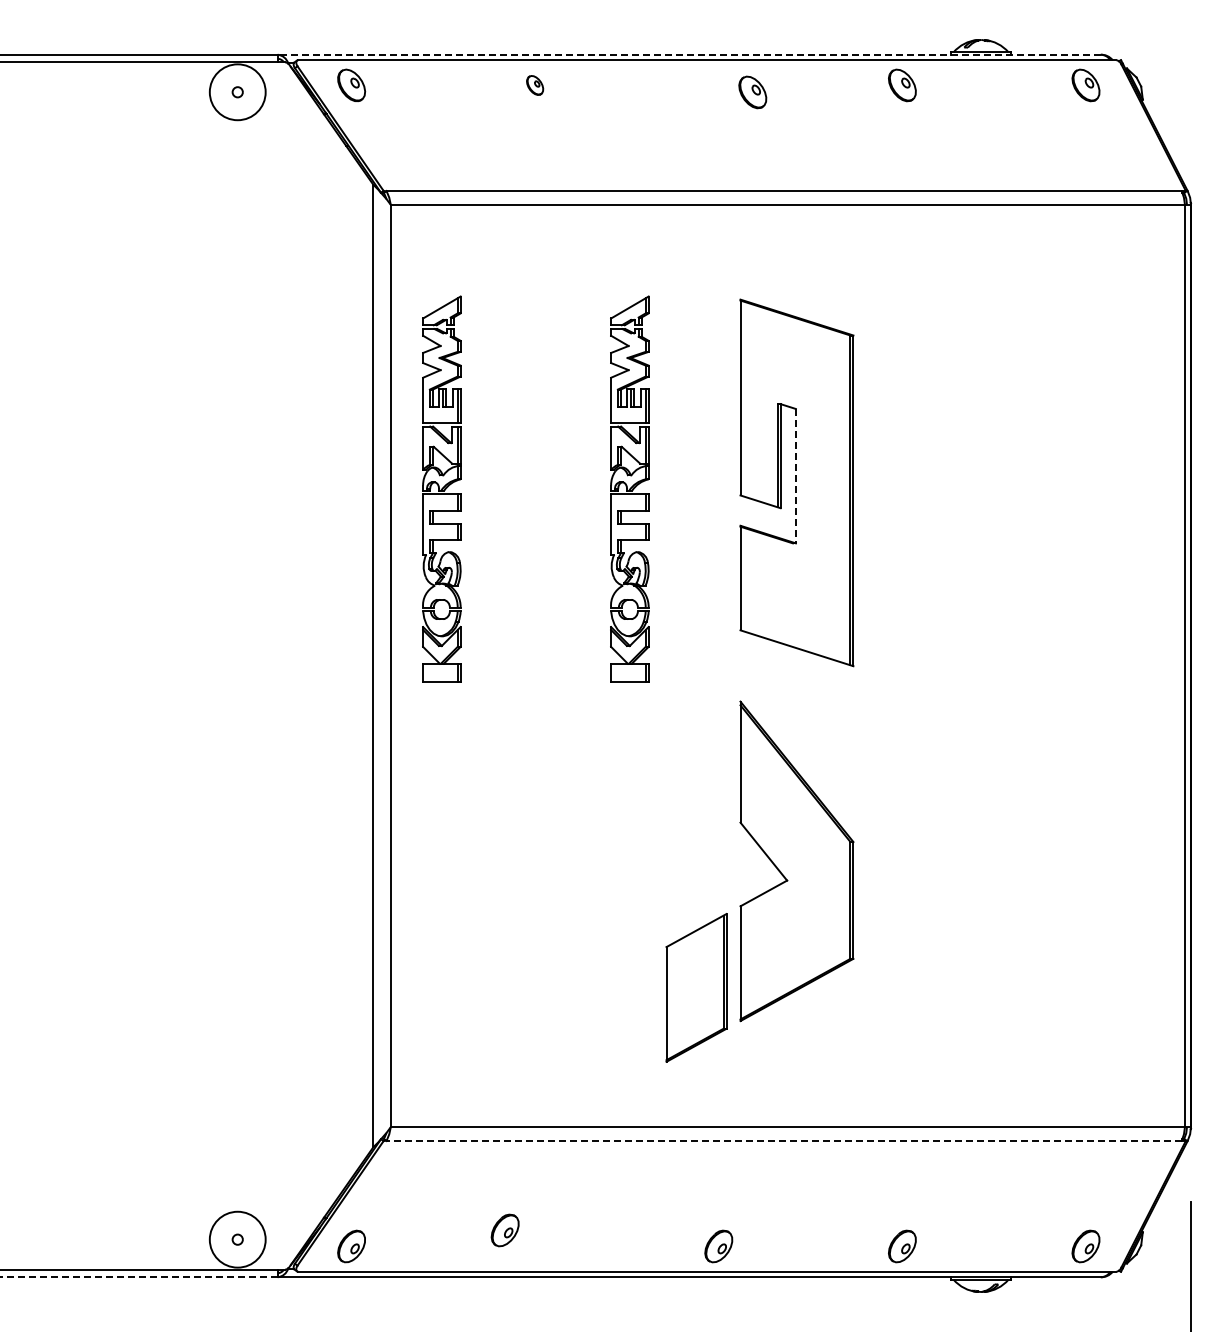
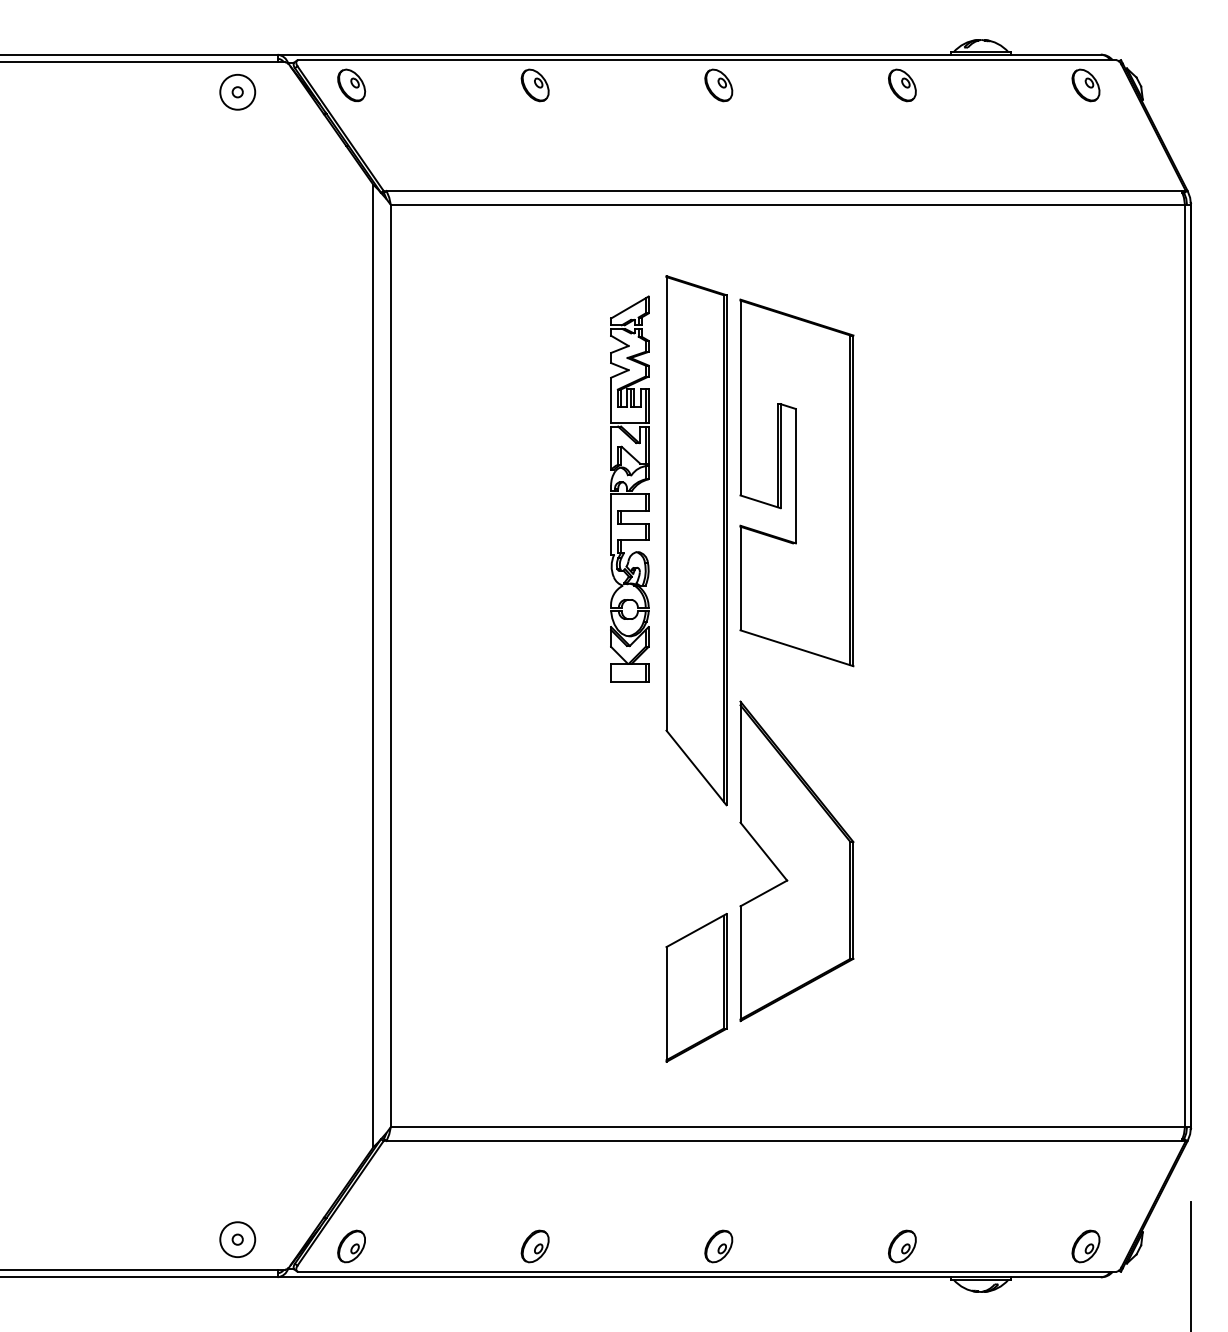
line: dashed -> solid (689, 54)
part size: 19x21 px -> 30x35 px (534, 85)
circle diameter: 56 px -> 35 px (237, 91)
part position: (752, 92) -> (718, 85) (718, 85)
line: dashed -> solid (795, 476)
part: present -> none (441, 488)
part: none -> present (696, 540)
line: dashed -> solid (784, 1141)
part position: (504, 1230) -> (534, 1246) (534, 1246)
circle diameter: 56 px -> 35 px (237, 1239)
line: dashed -> solid (138, 1277)
